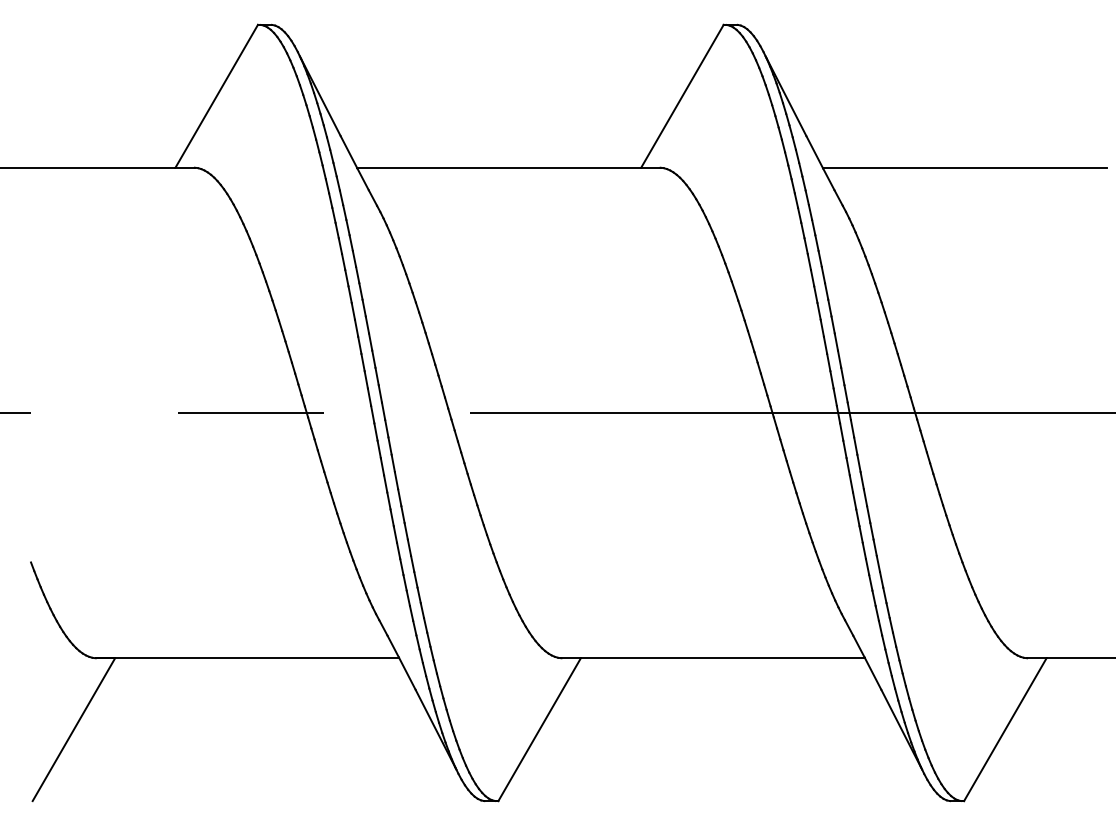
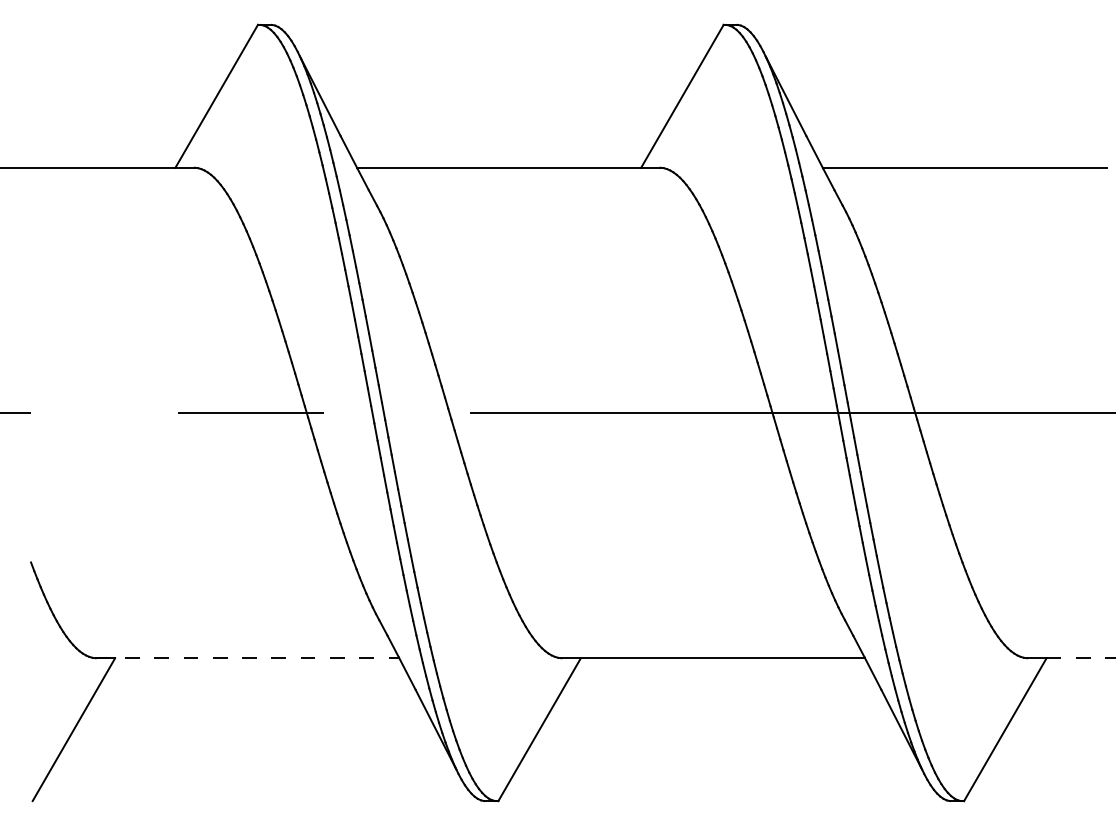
line: solid -> dashed (247, 658)
line: solid -> dashed (1081, 658)
